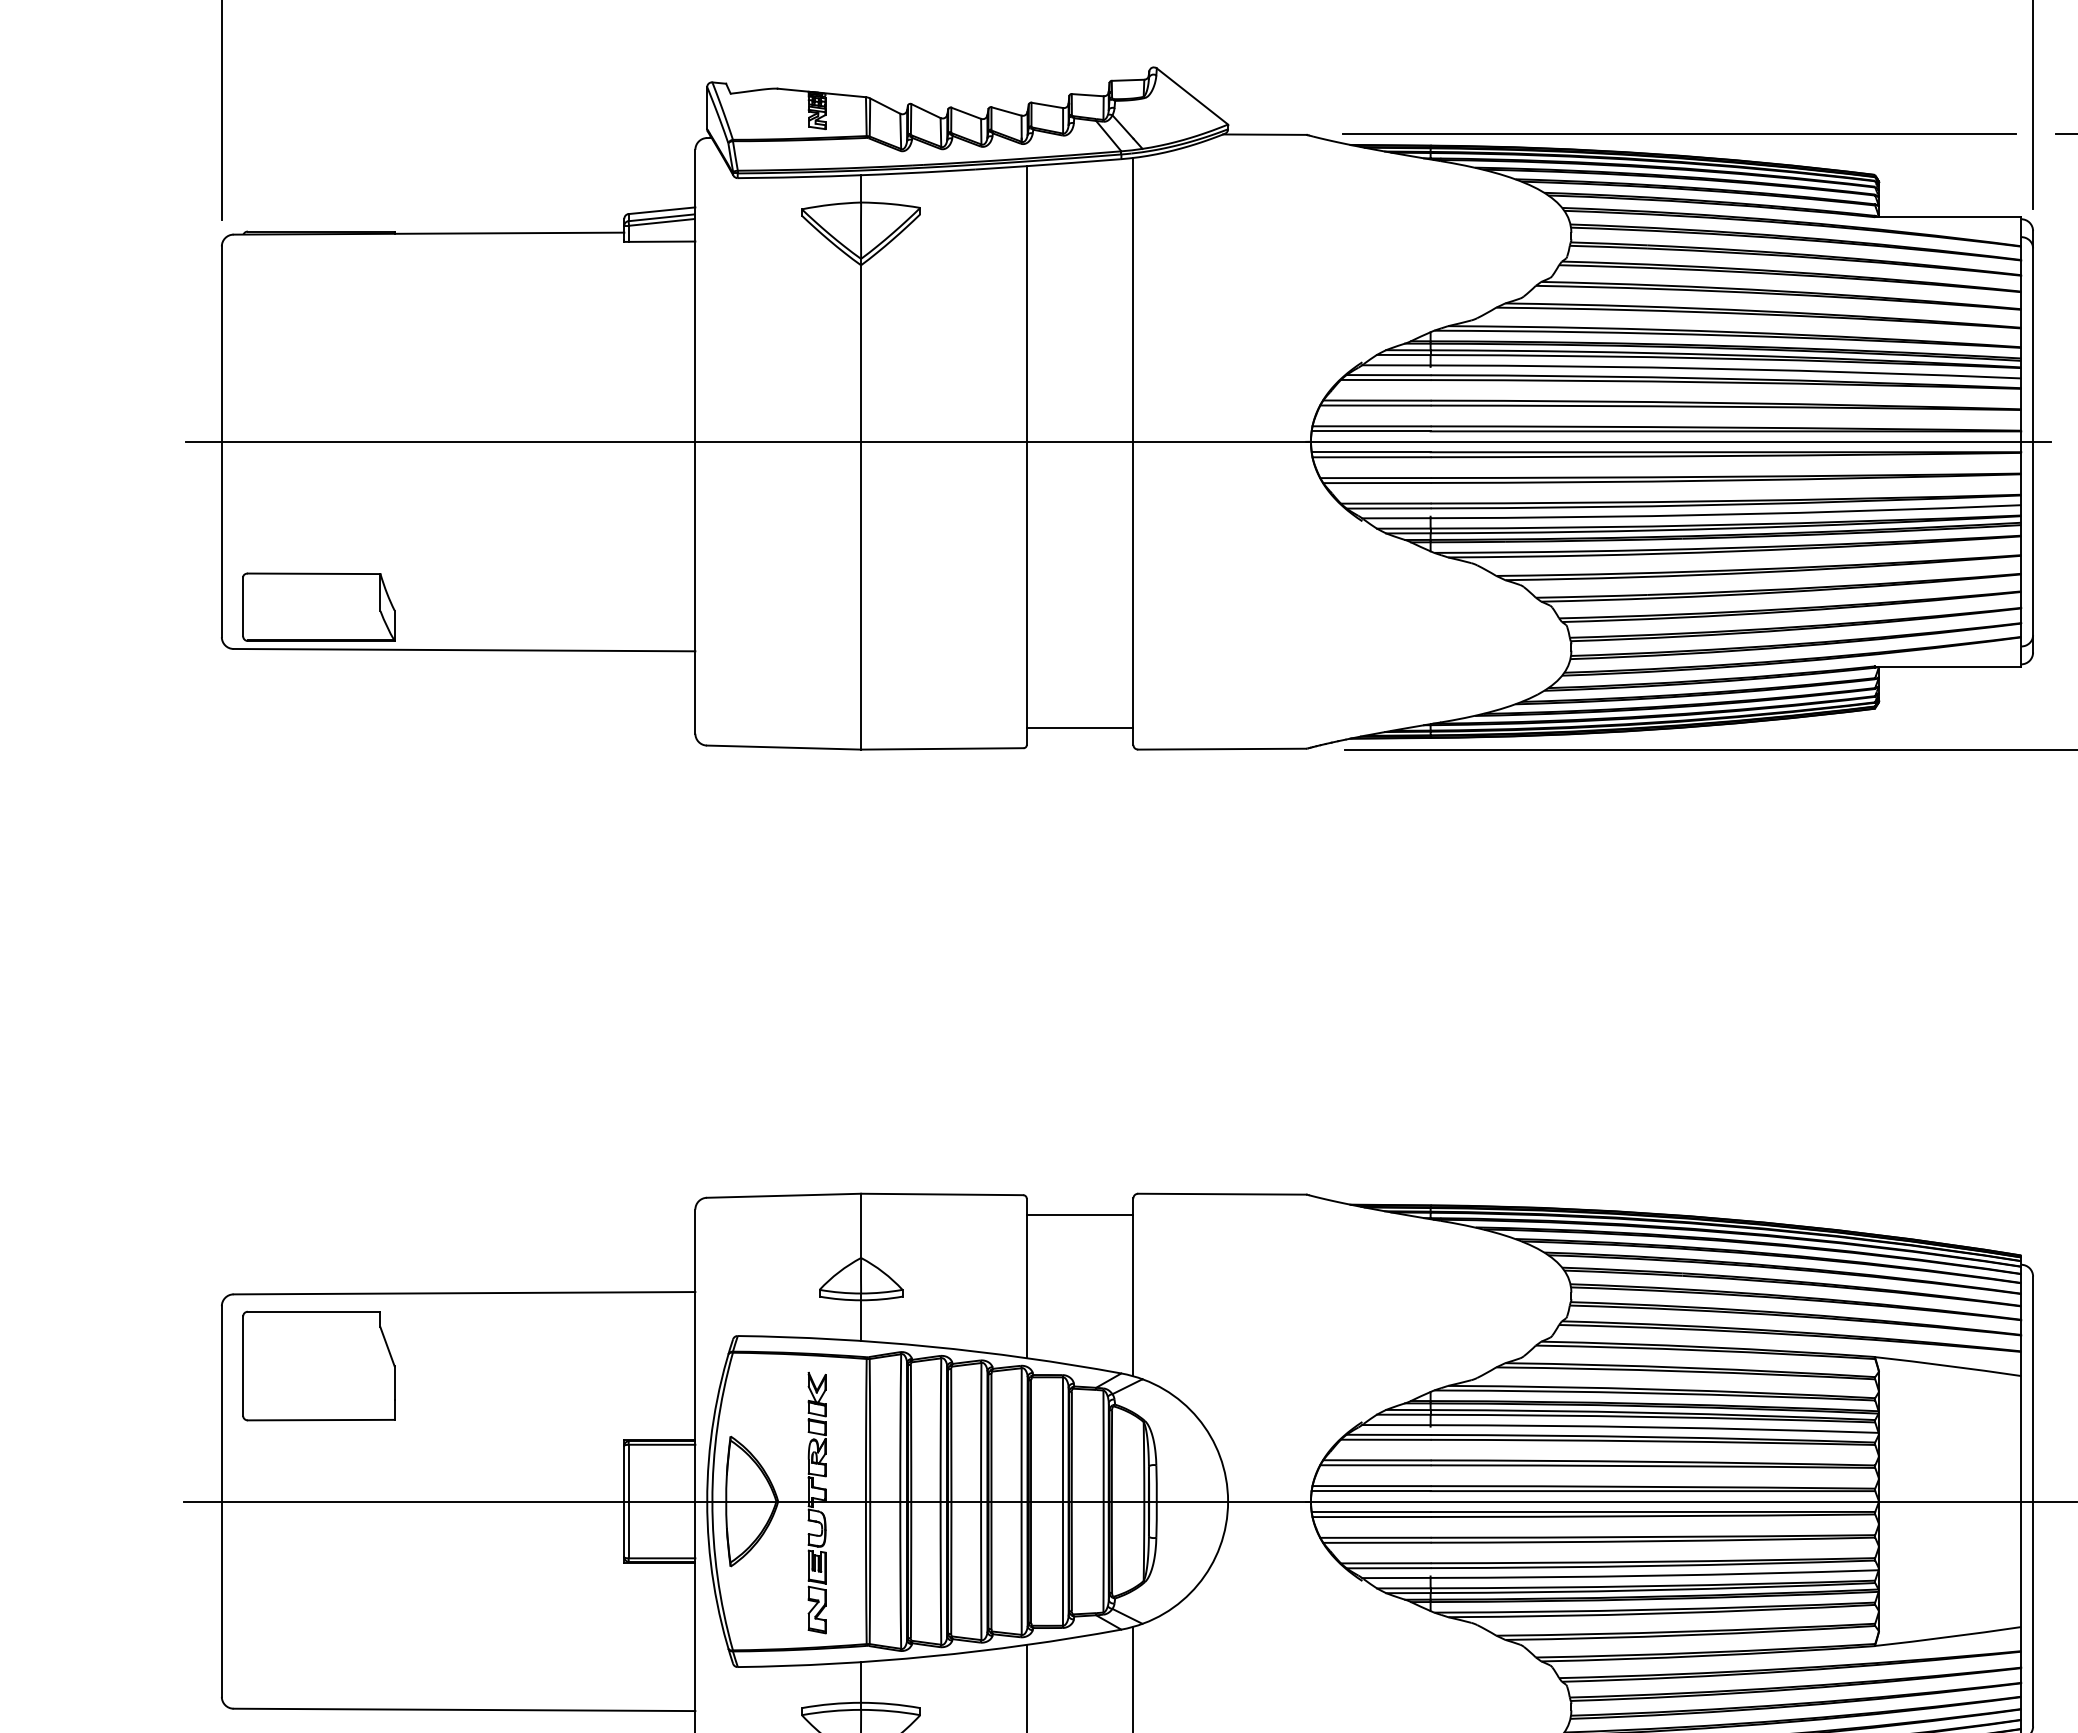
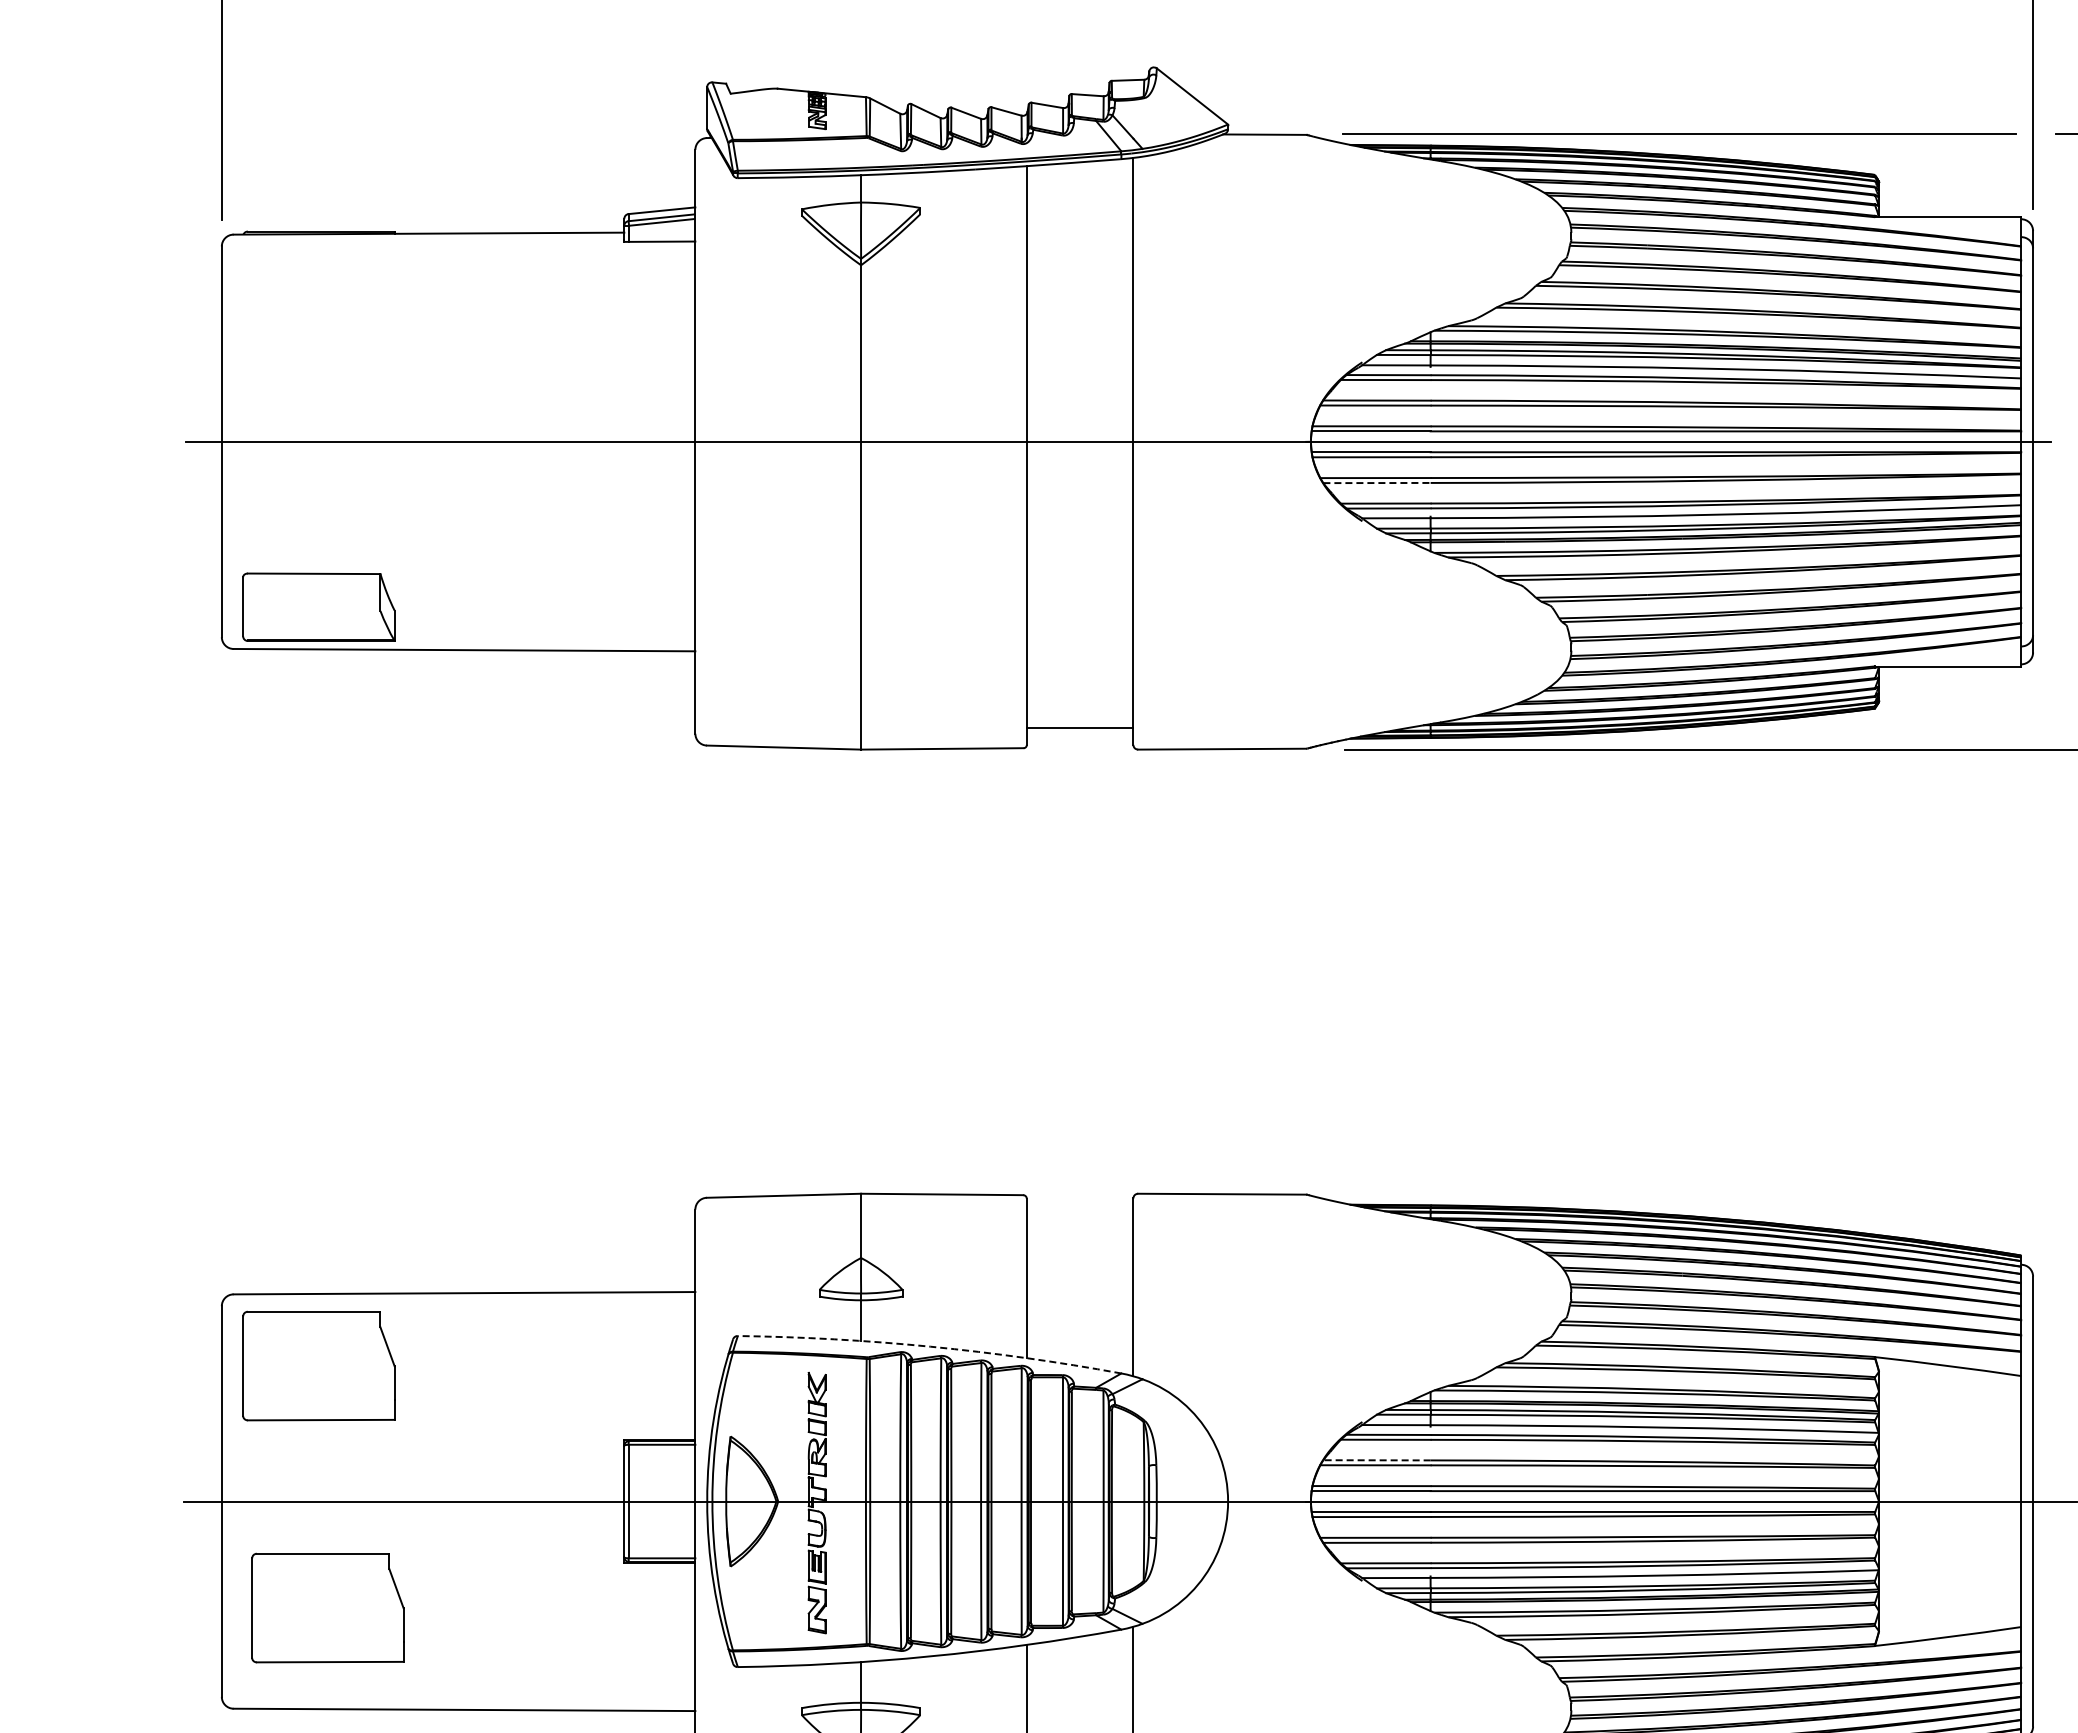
line: solid -> dashed (1377, 483)
line: present -> none (1079, 1215)
arc: solid -> dashed (930, 1346)
line: solid -> dashed (1377, 1460)
part: none -> present (327, 1607)
